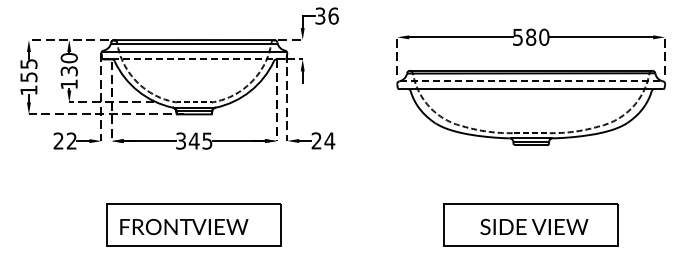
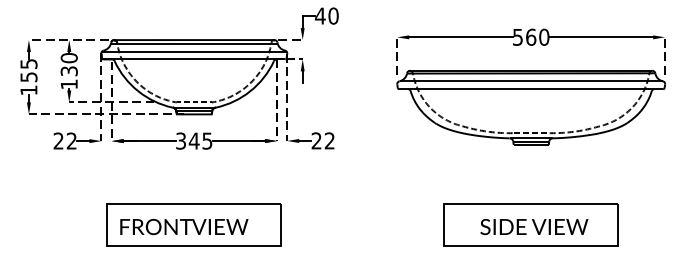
text: 36 -> 40 (326, 15)
text: 580 -> 560 (531, 36)
line: dashed -> solid (199, 59)
line: dashed -> solid (531, 81)
text: 24 -> 22 (329, 140)
